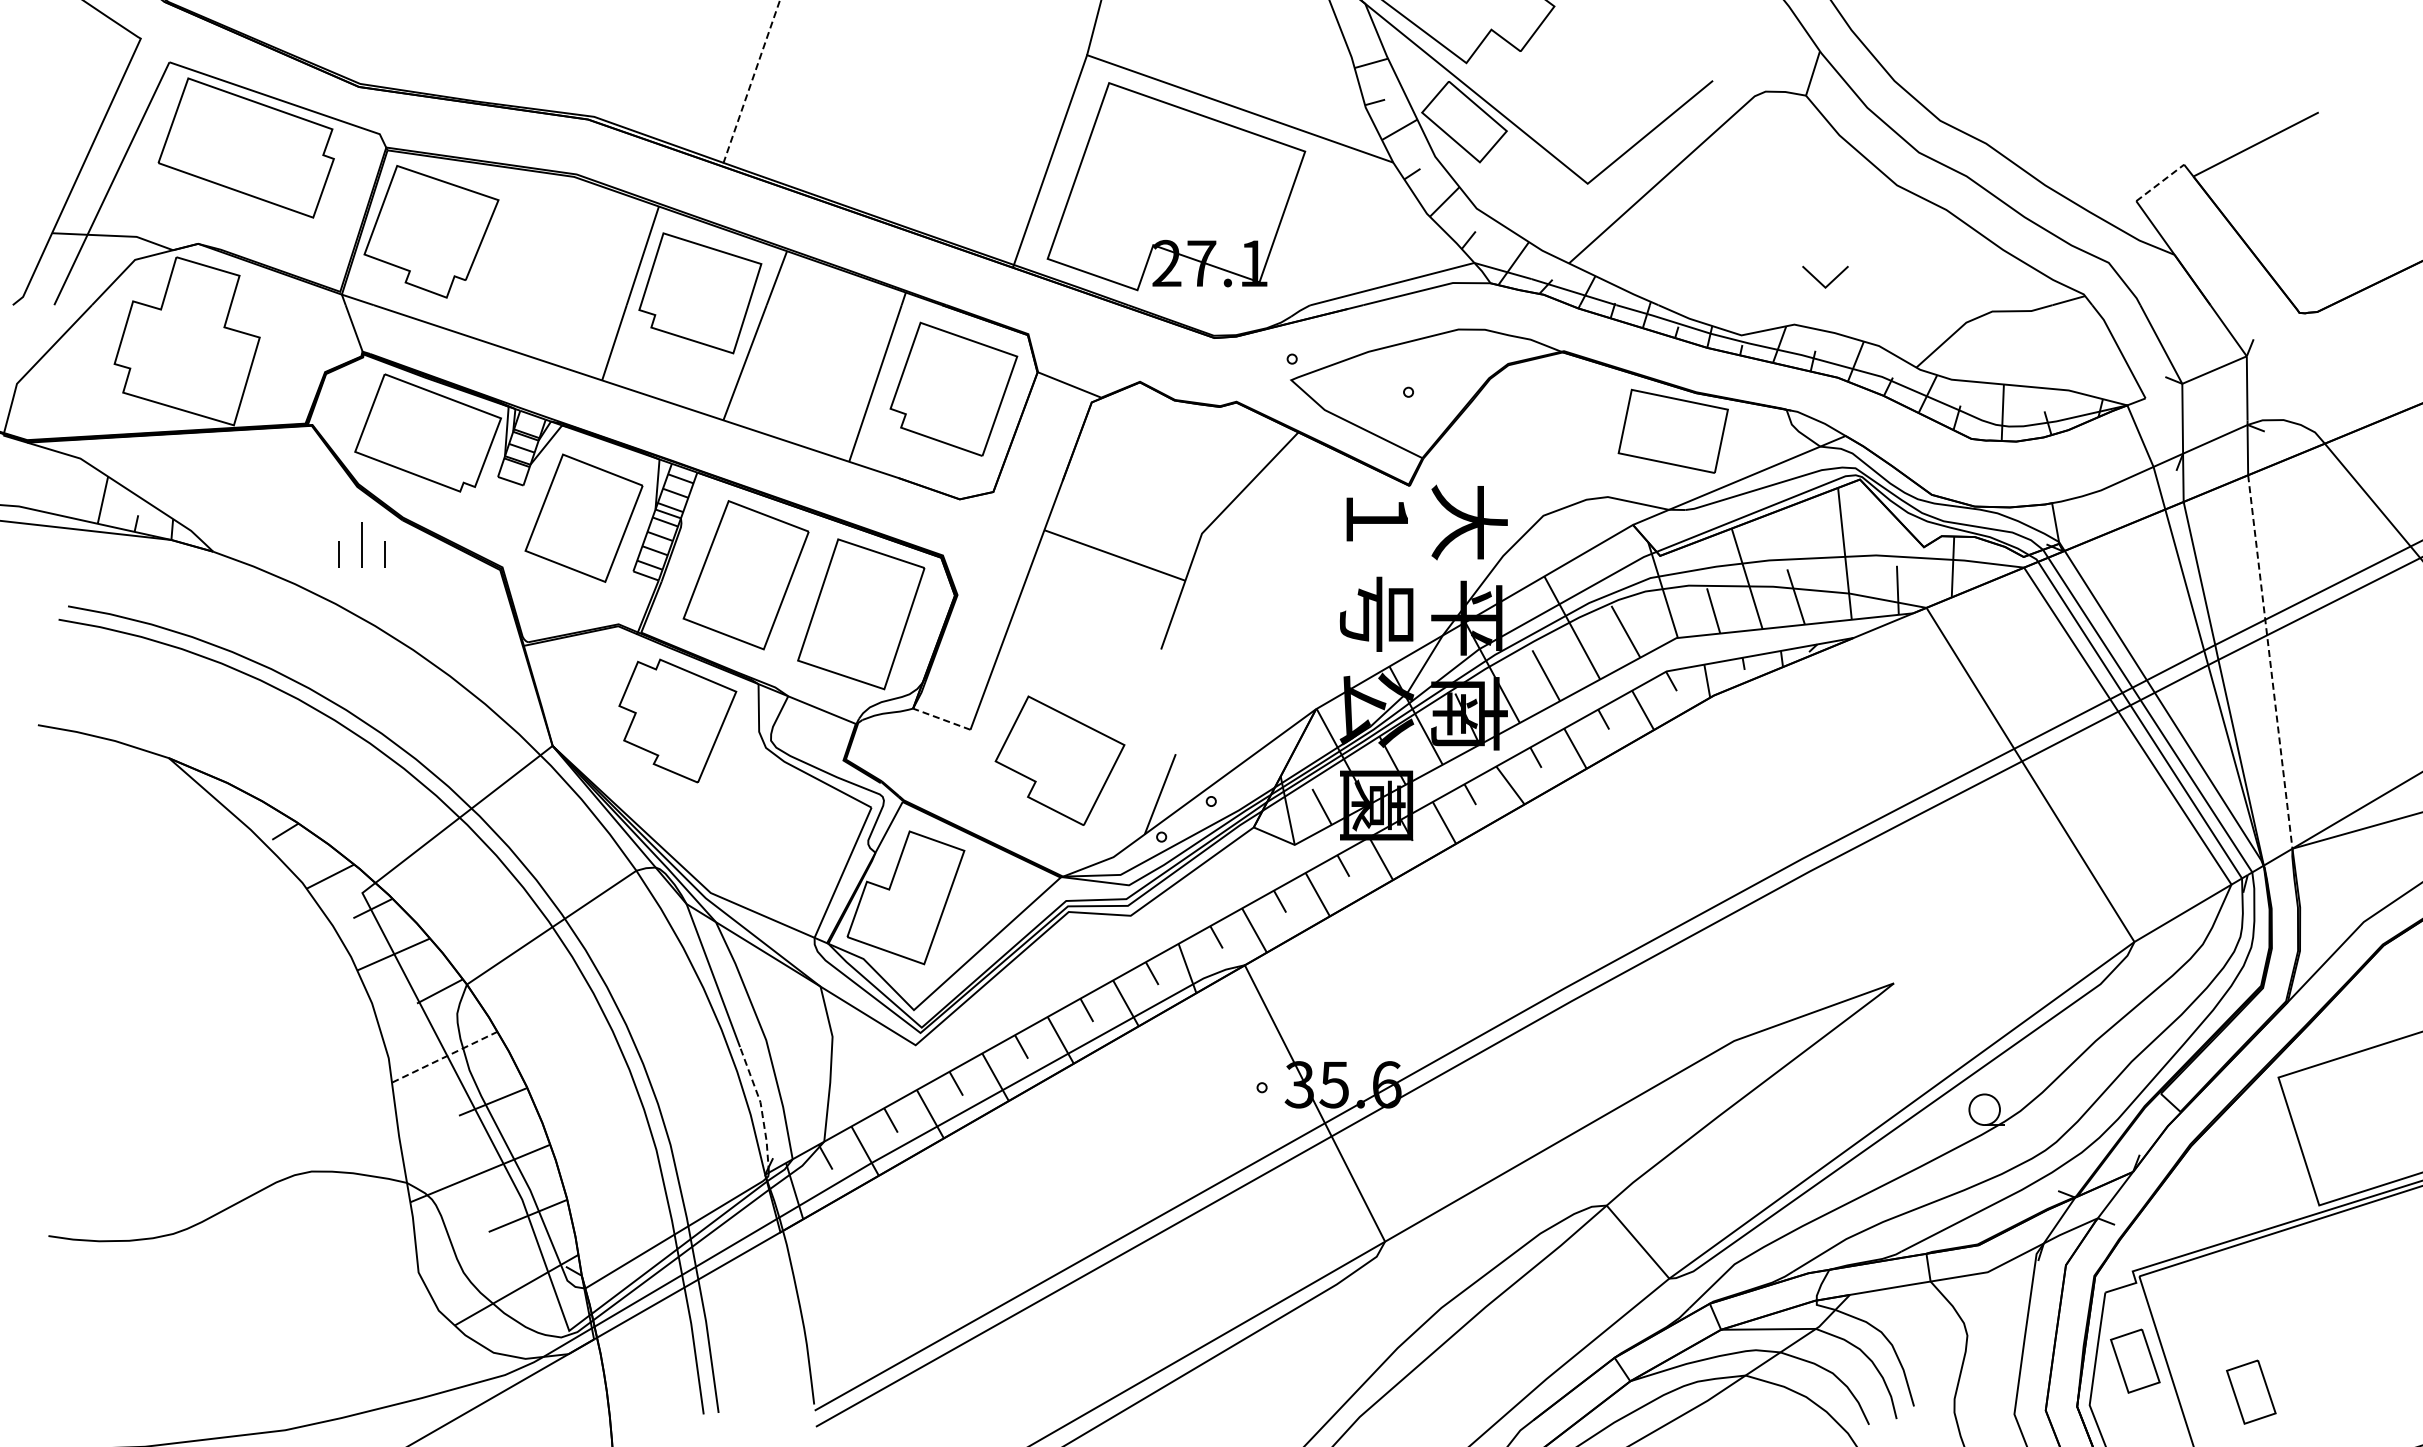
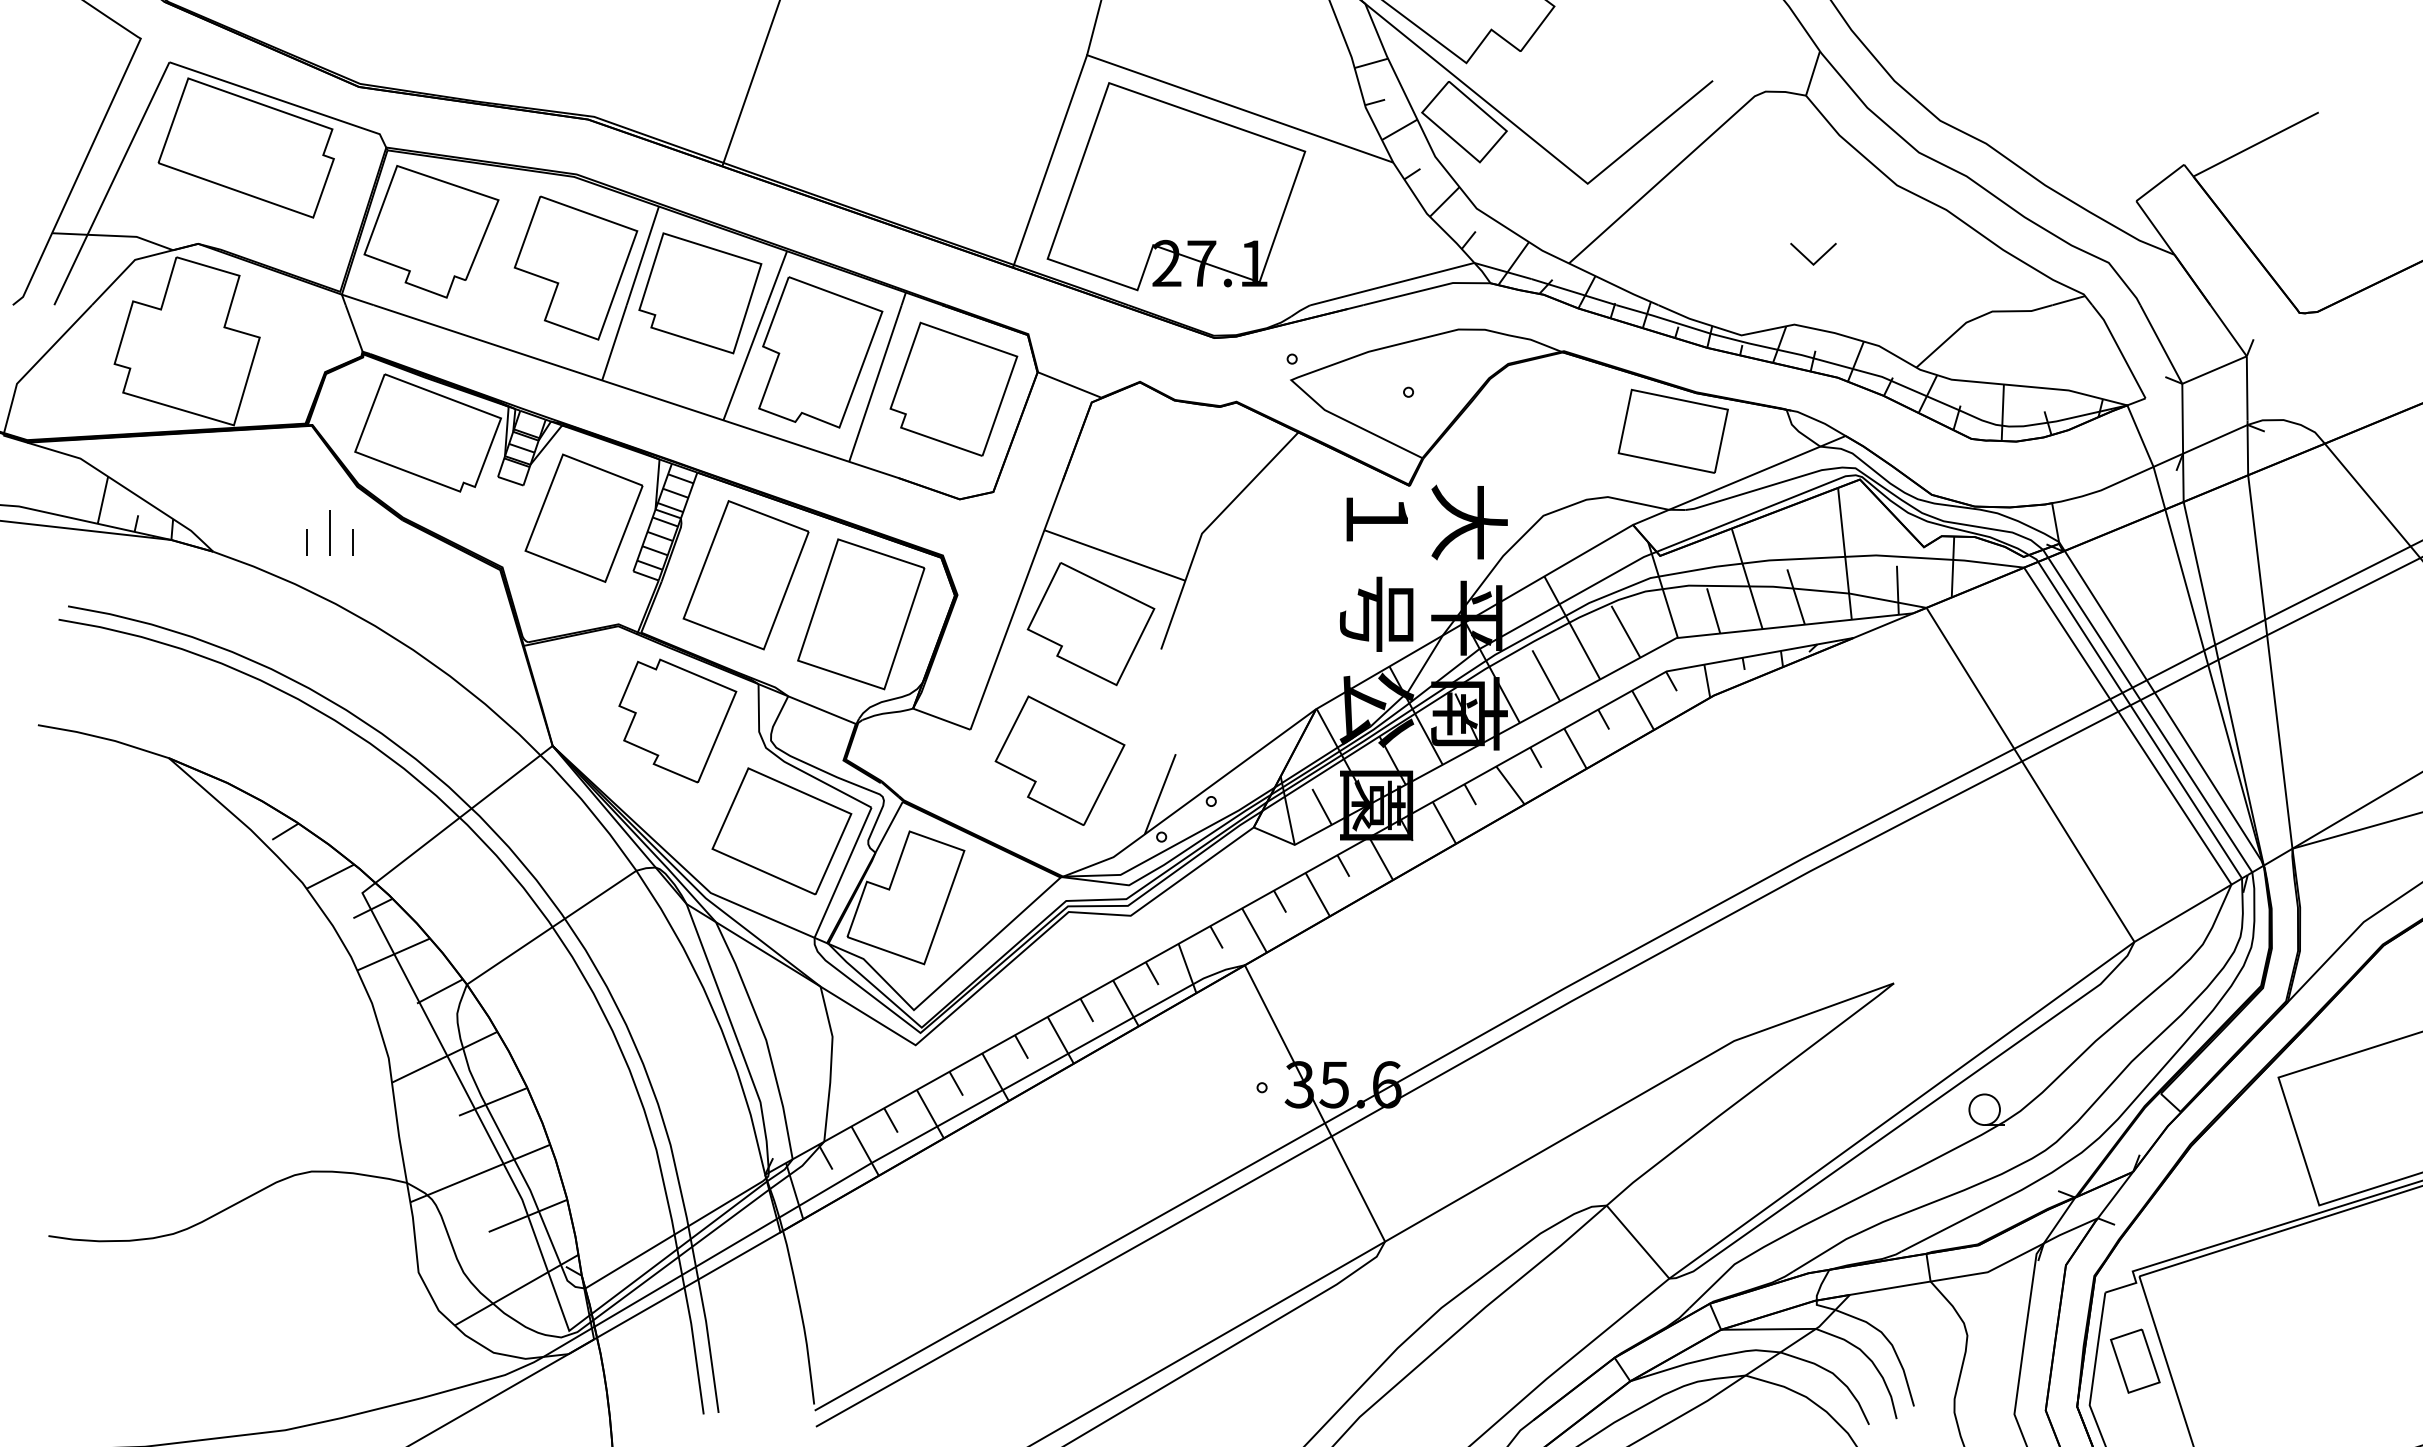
line: dashed -> solid (751, 83)
line: dashed -> solid (2160, 182)
part: none -> present (575, 267)
part position: (1820, 281) -> (1808, 258) (1808, 258)
part: none -> present (820, 352)
part position: (361, 544) -> (329, 532) (329, 532)
part: none -> present (1090, 624)
line: dashed -> solid (2270, 661)
line: dashed -> solid (941, 719)
part: none -> present (781, 831)
line: dashed -> solid (444, 1057)
line: dashed -> solid (761, 1108)
part: present -> none (2251, 1391)
